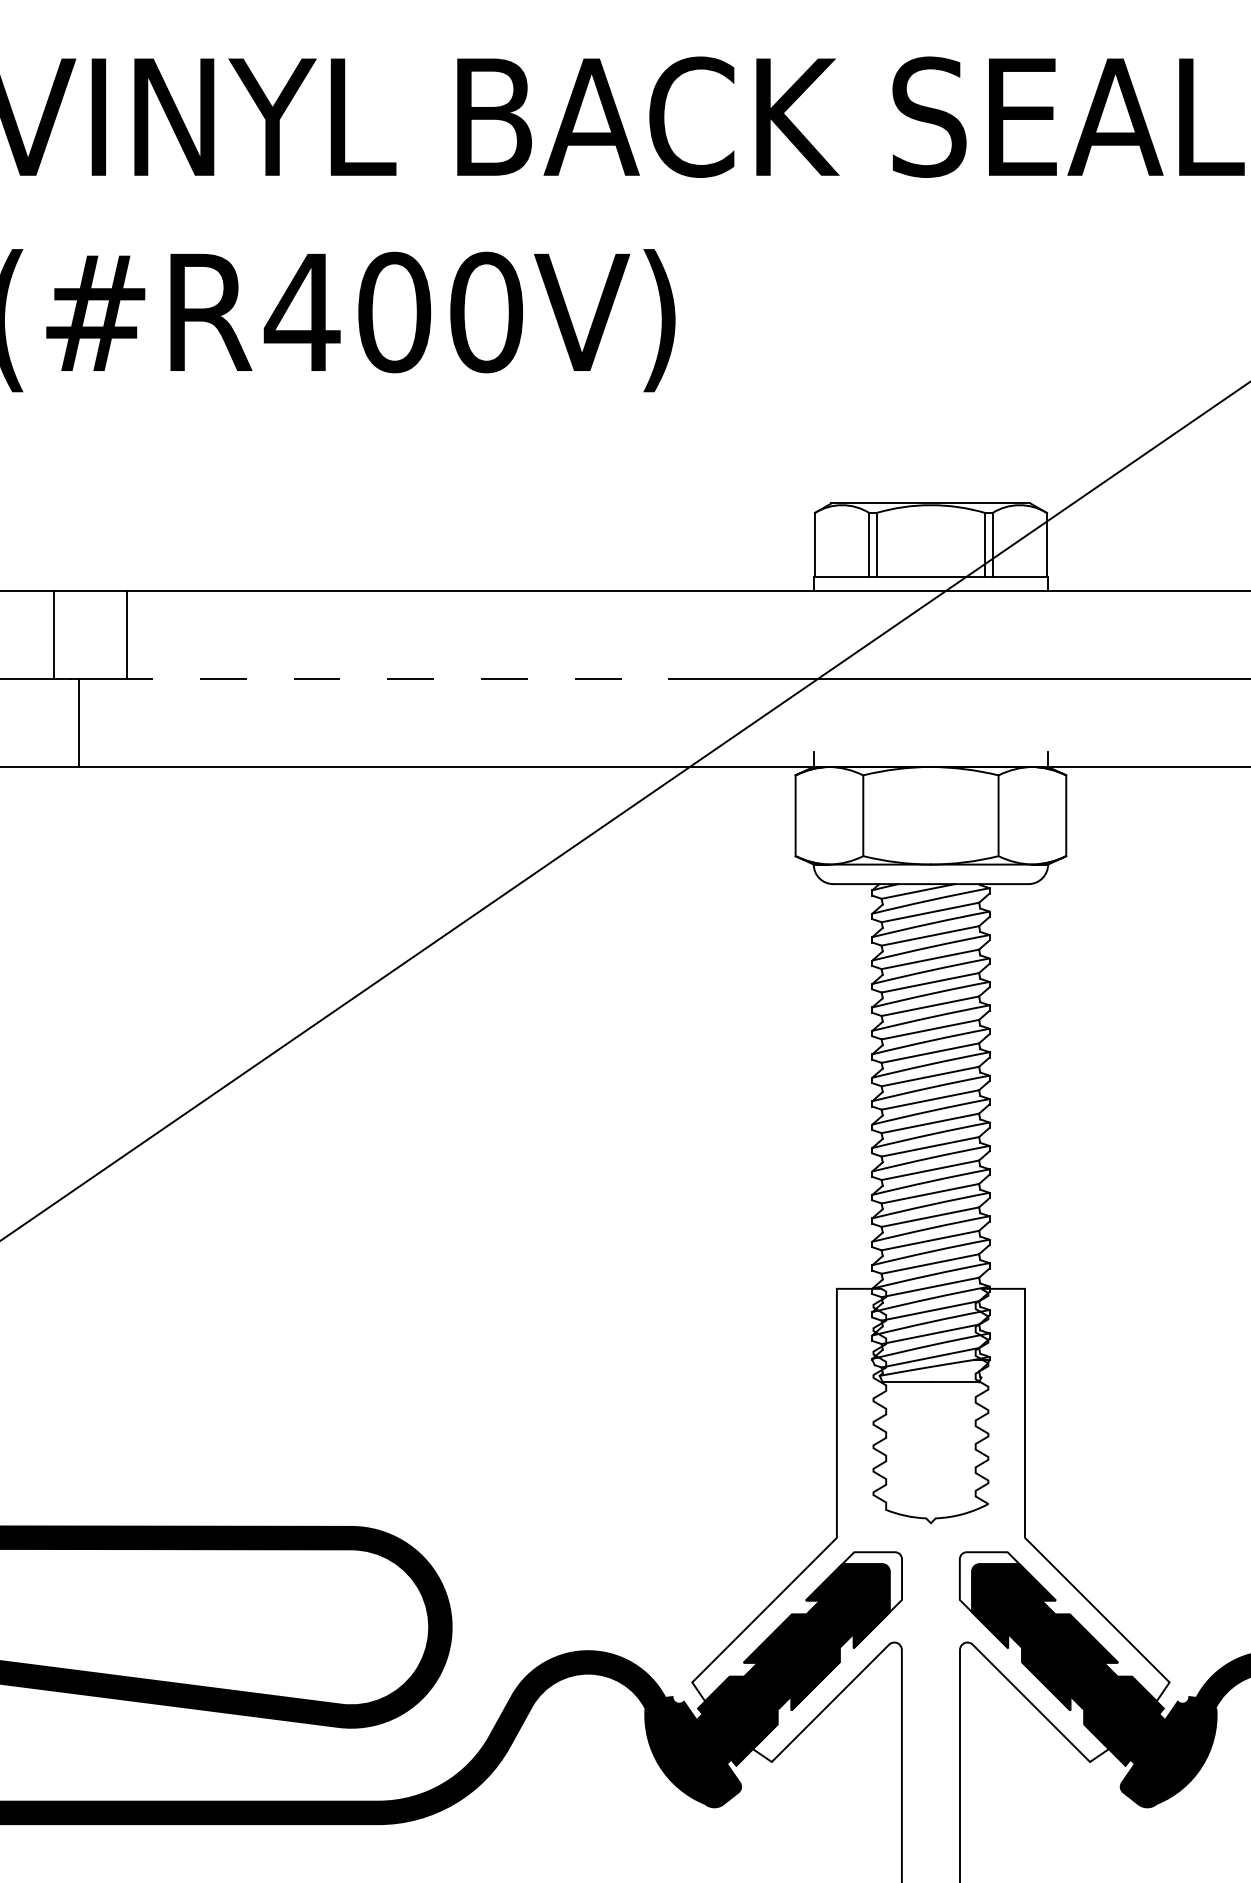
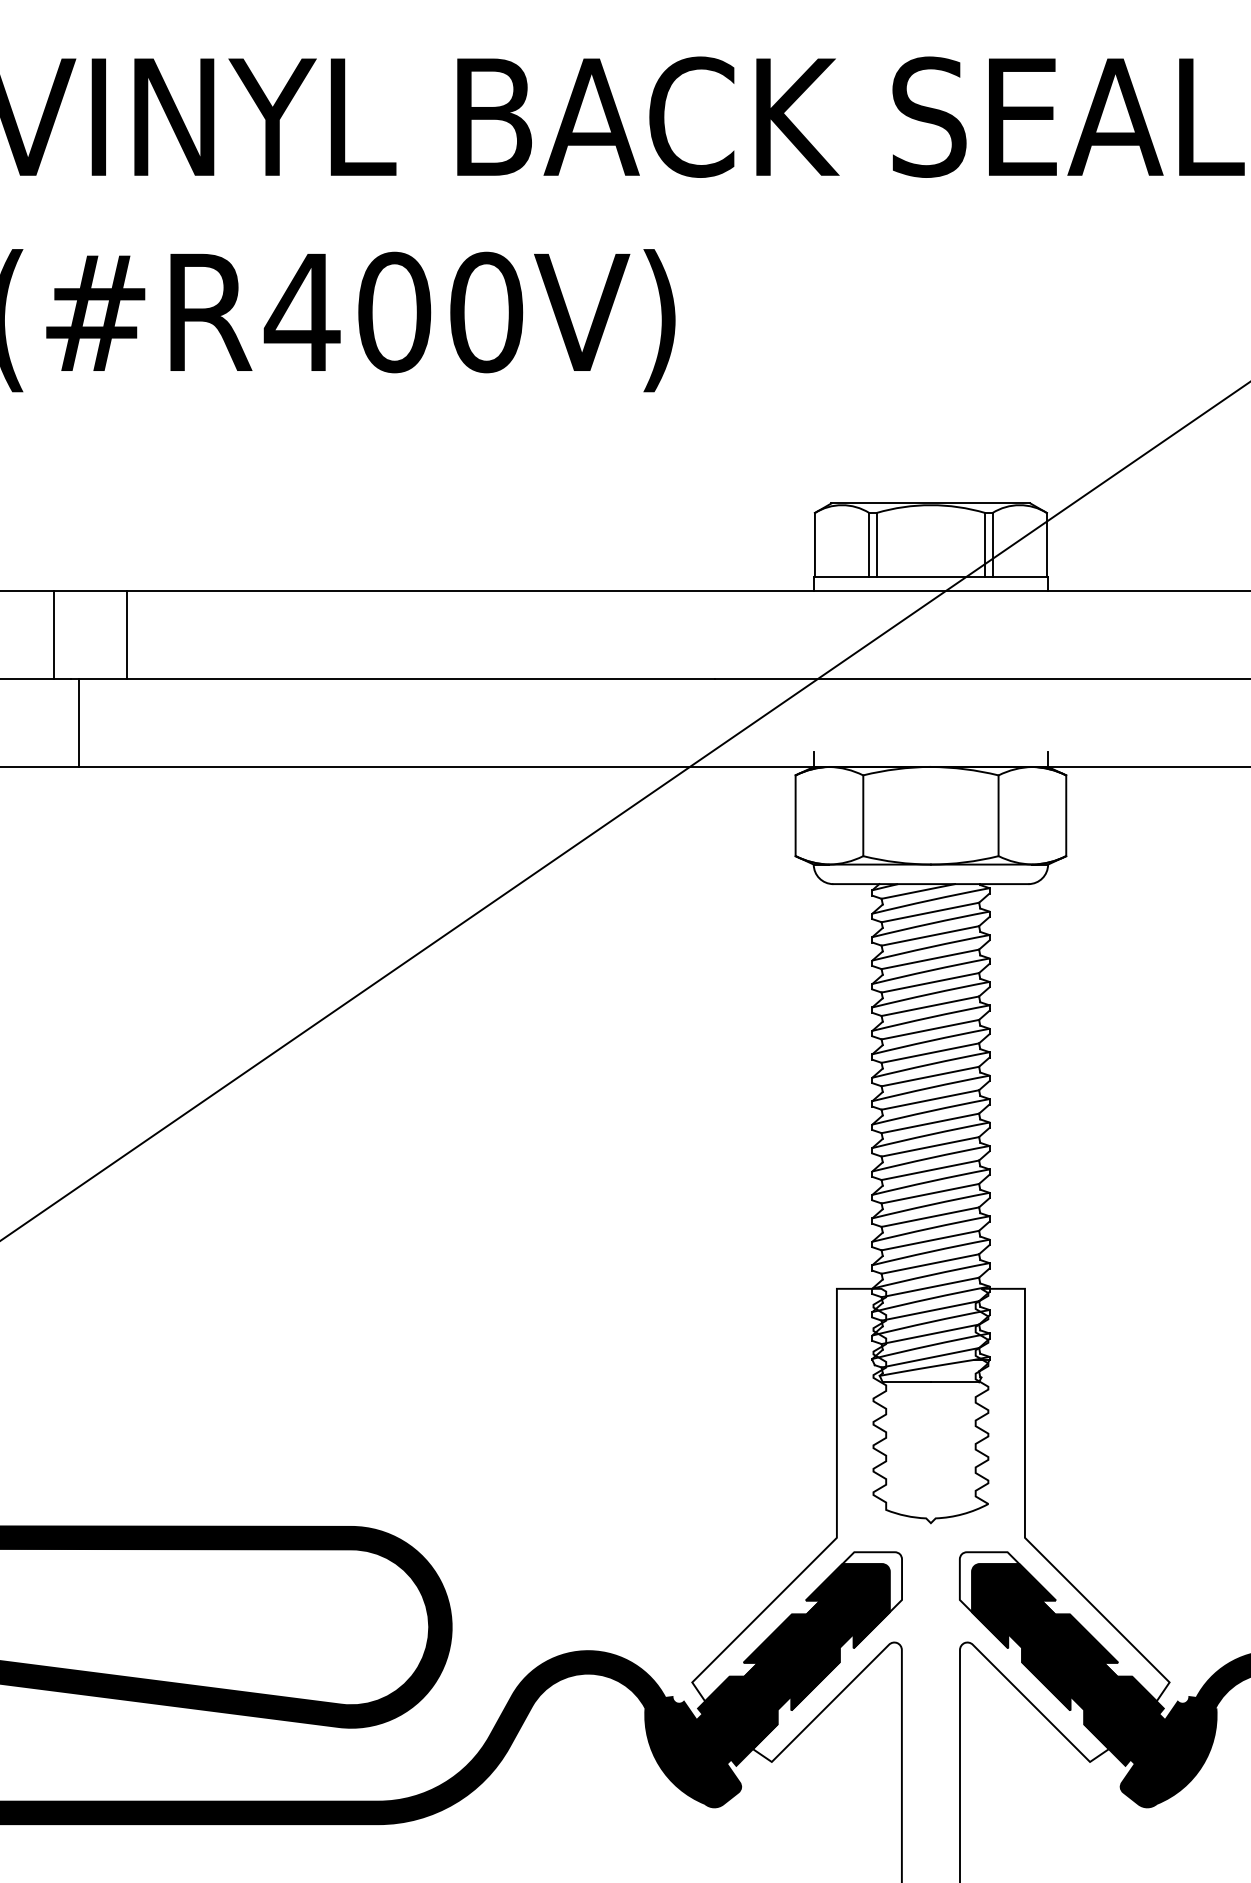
line: dashed -> solid (420, 679)
